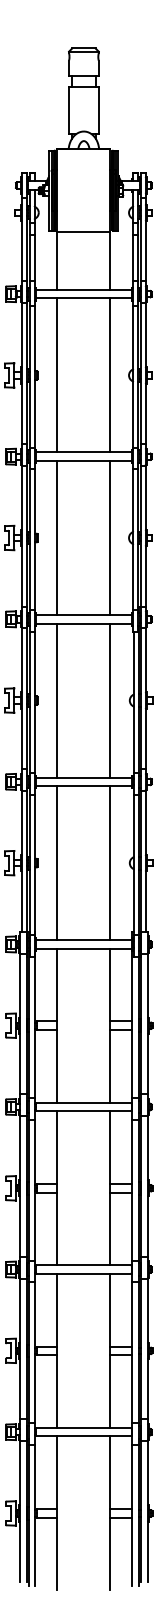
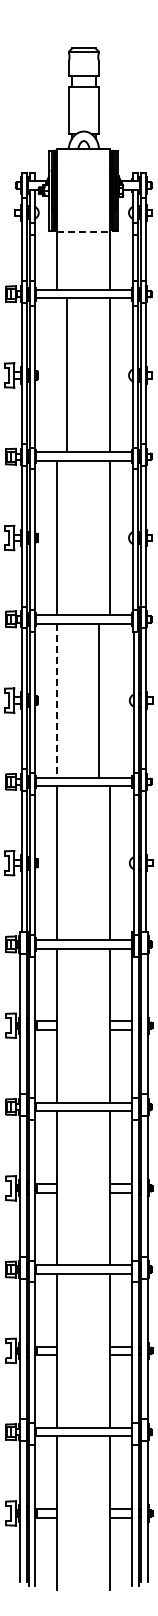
line: solid -> dashed (83, 231)
line position: (57, 375) -> (67, 375) (67, 375)
line position: (110, 700) -> (99, 700) (99, 700)
line: solid -> dashed (57, 701)
